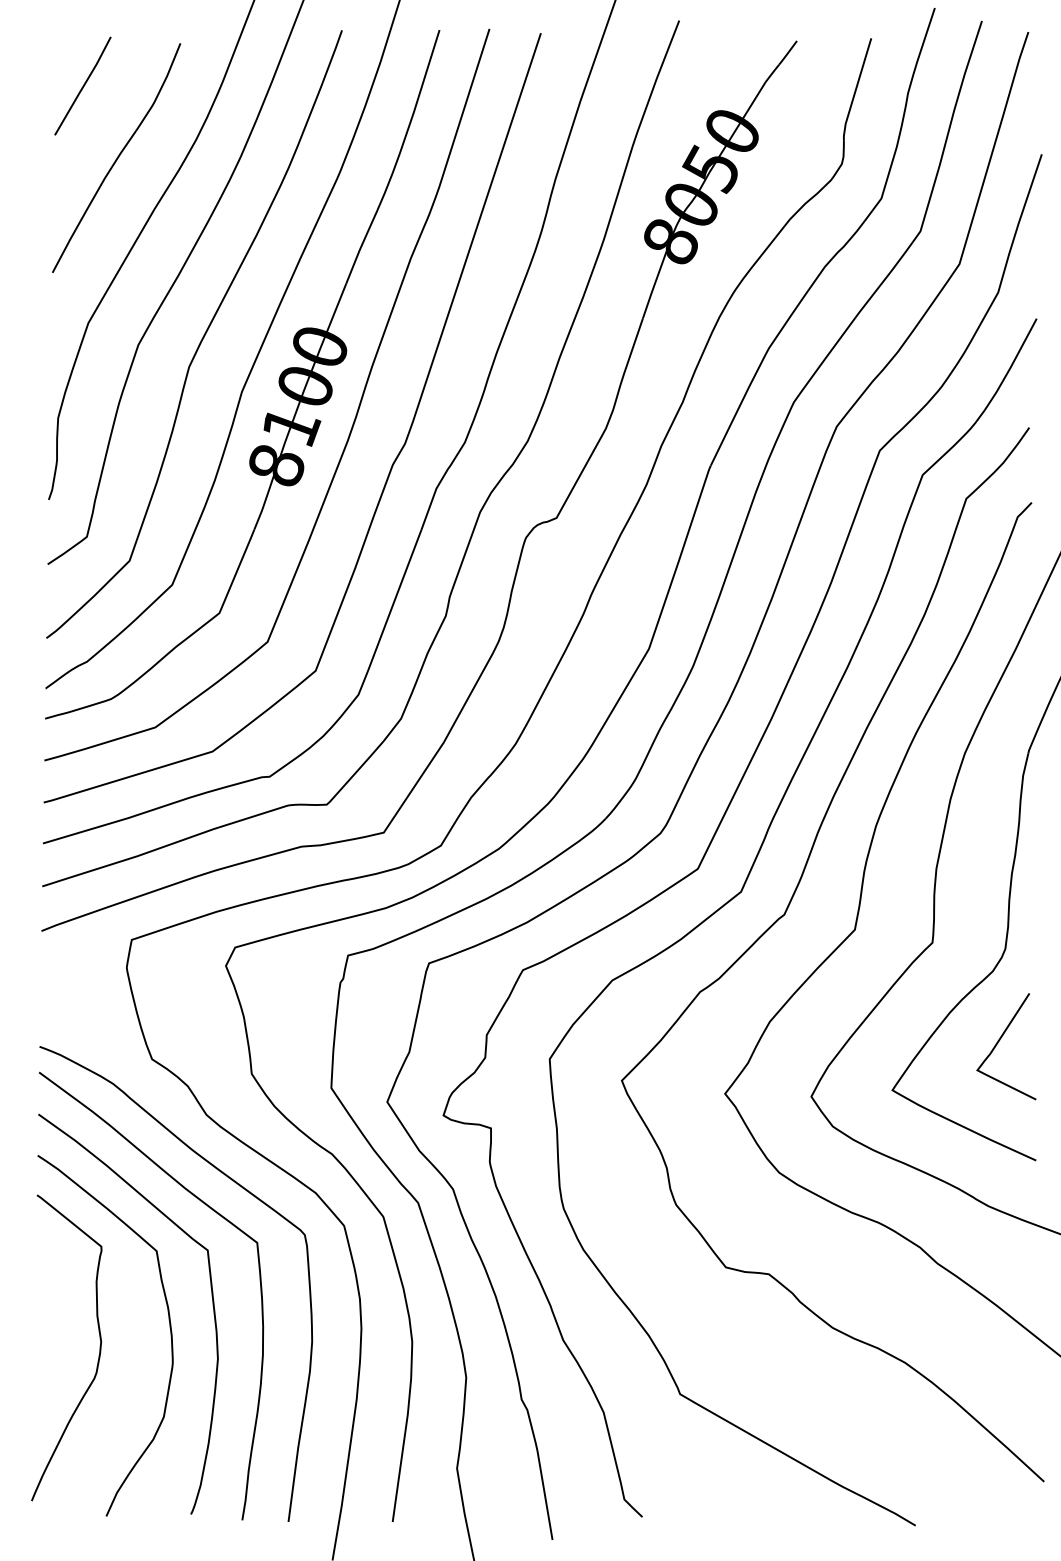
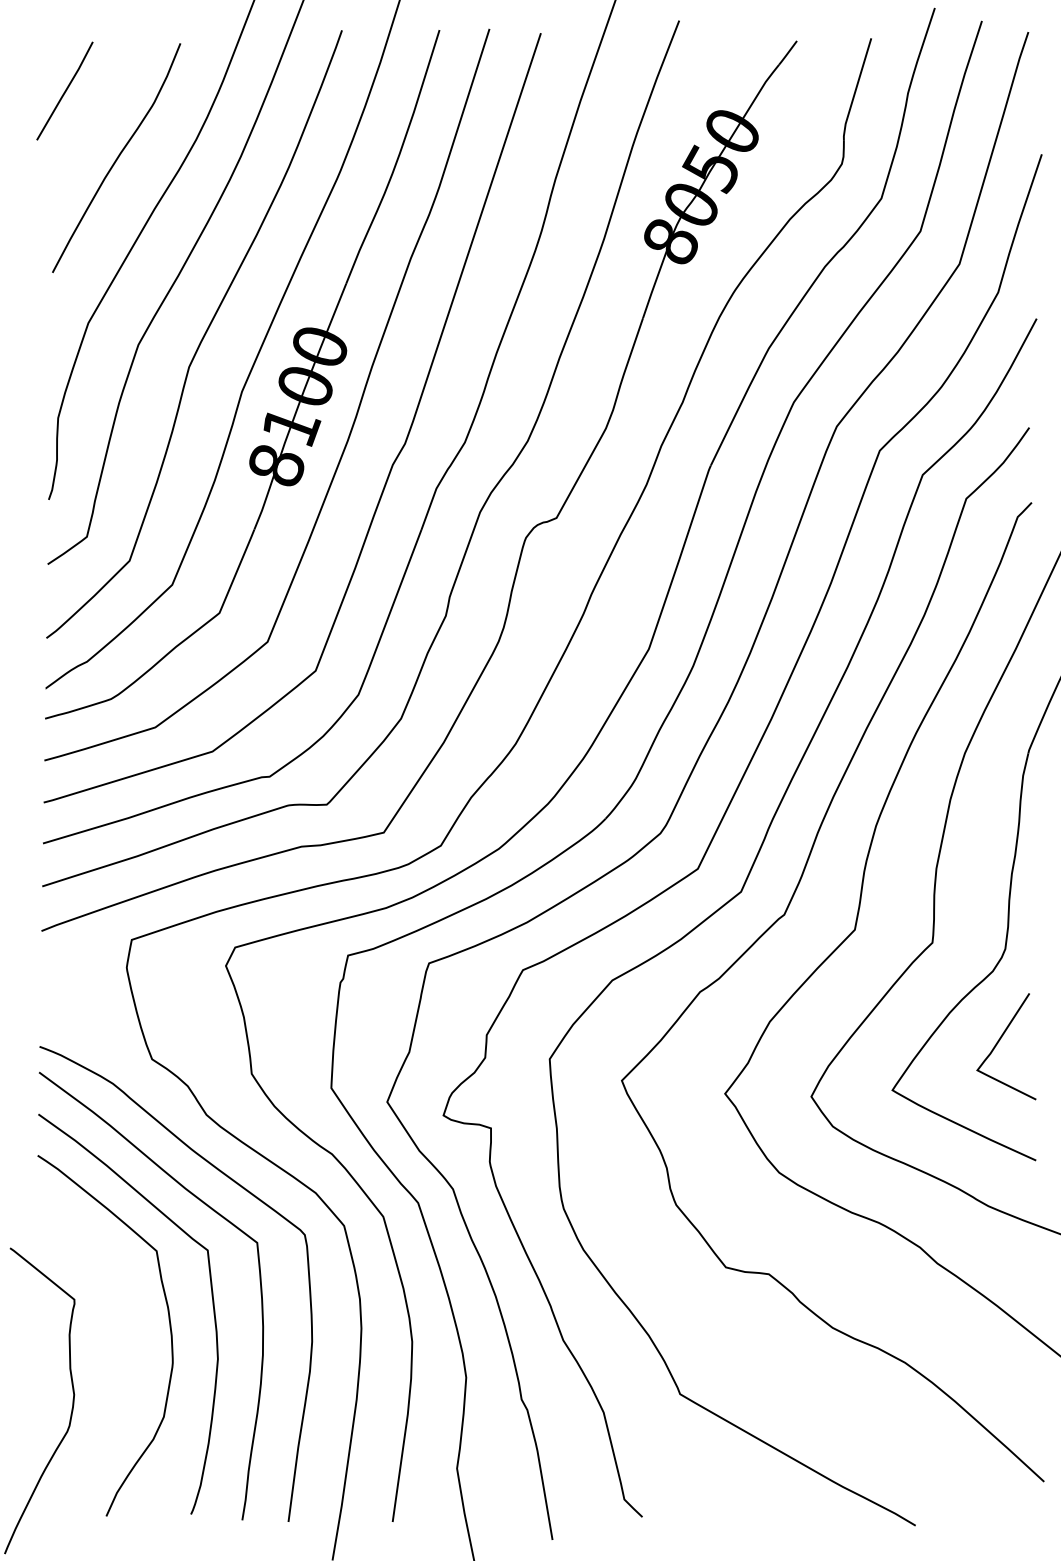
line position: (83, 85) -> (65, 90) (65, 90)
curve position: (98, 1355) -> (71, 1408) (71, 1408)
